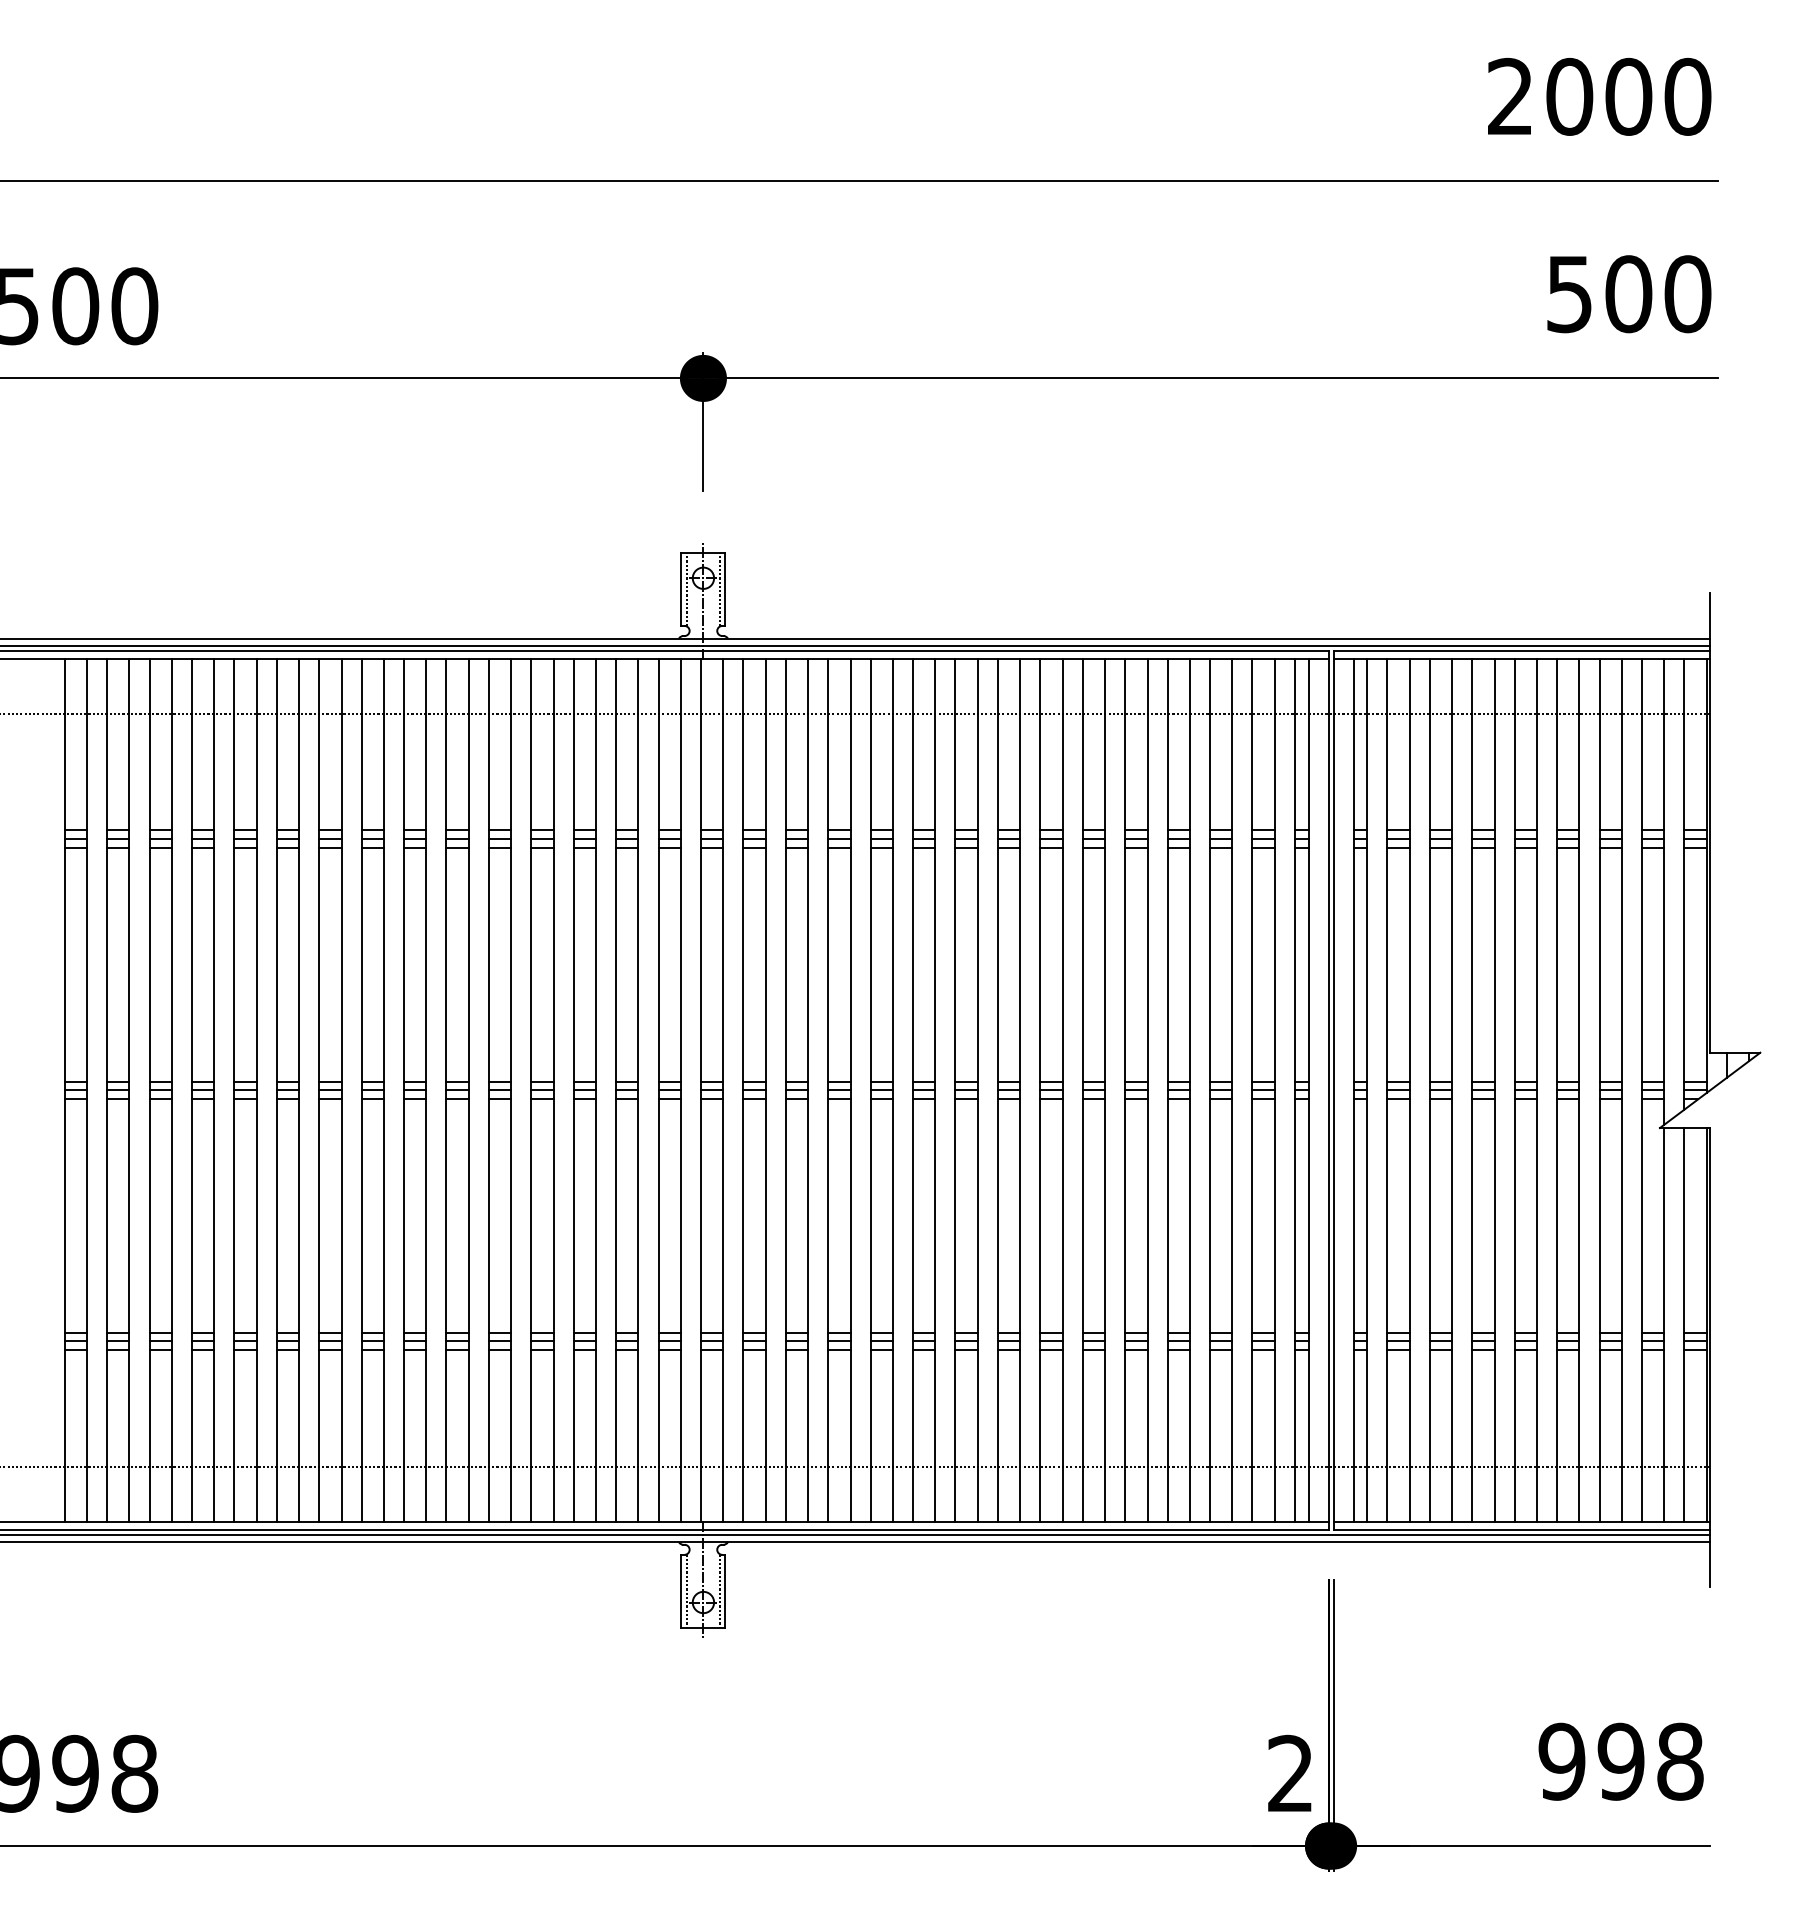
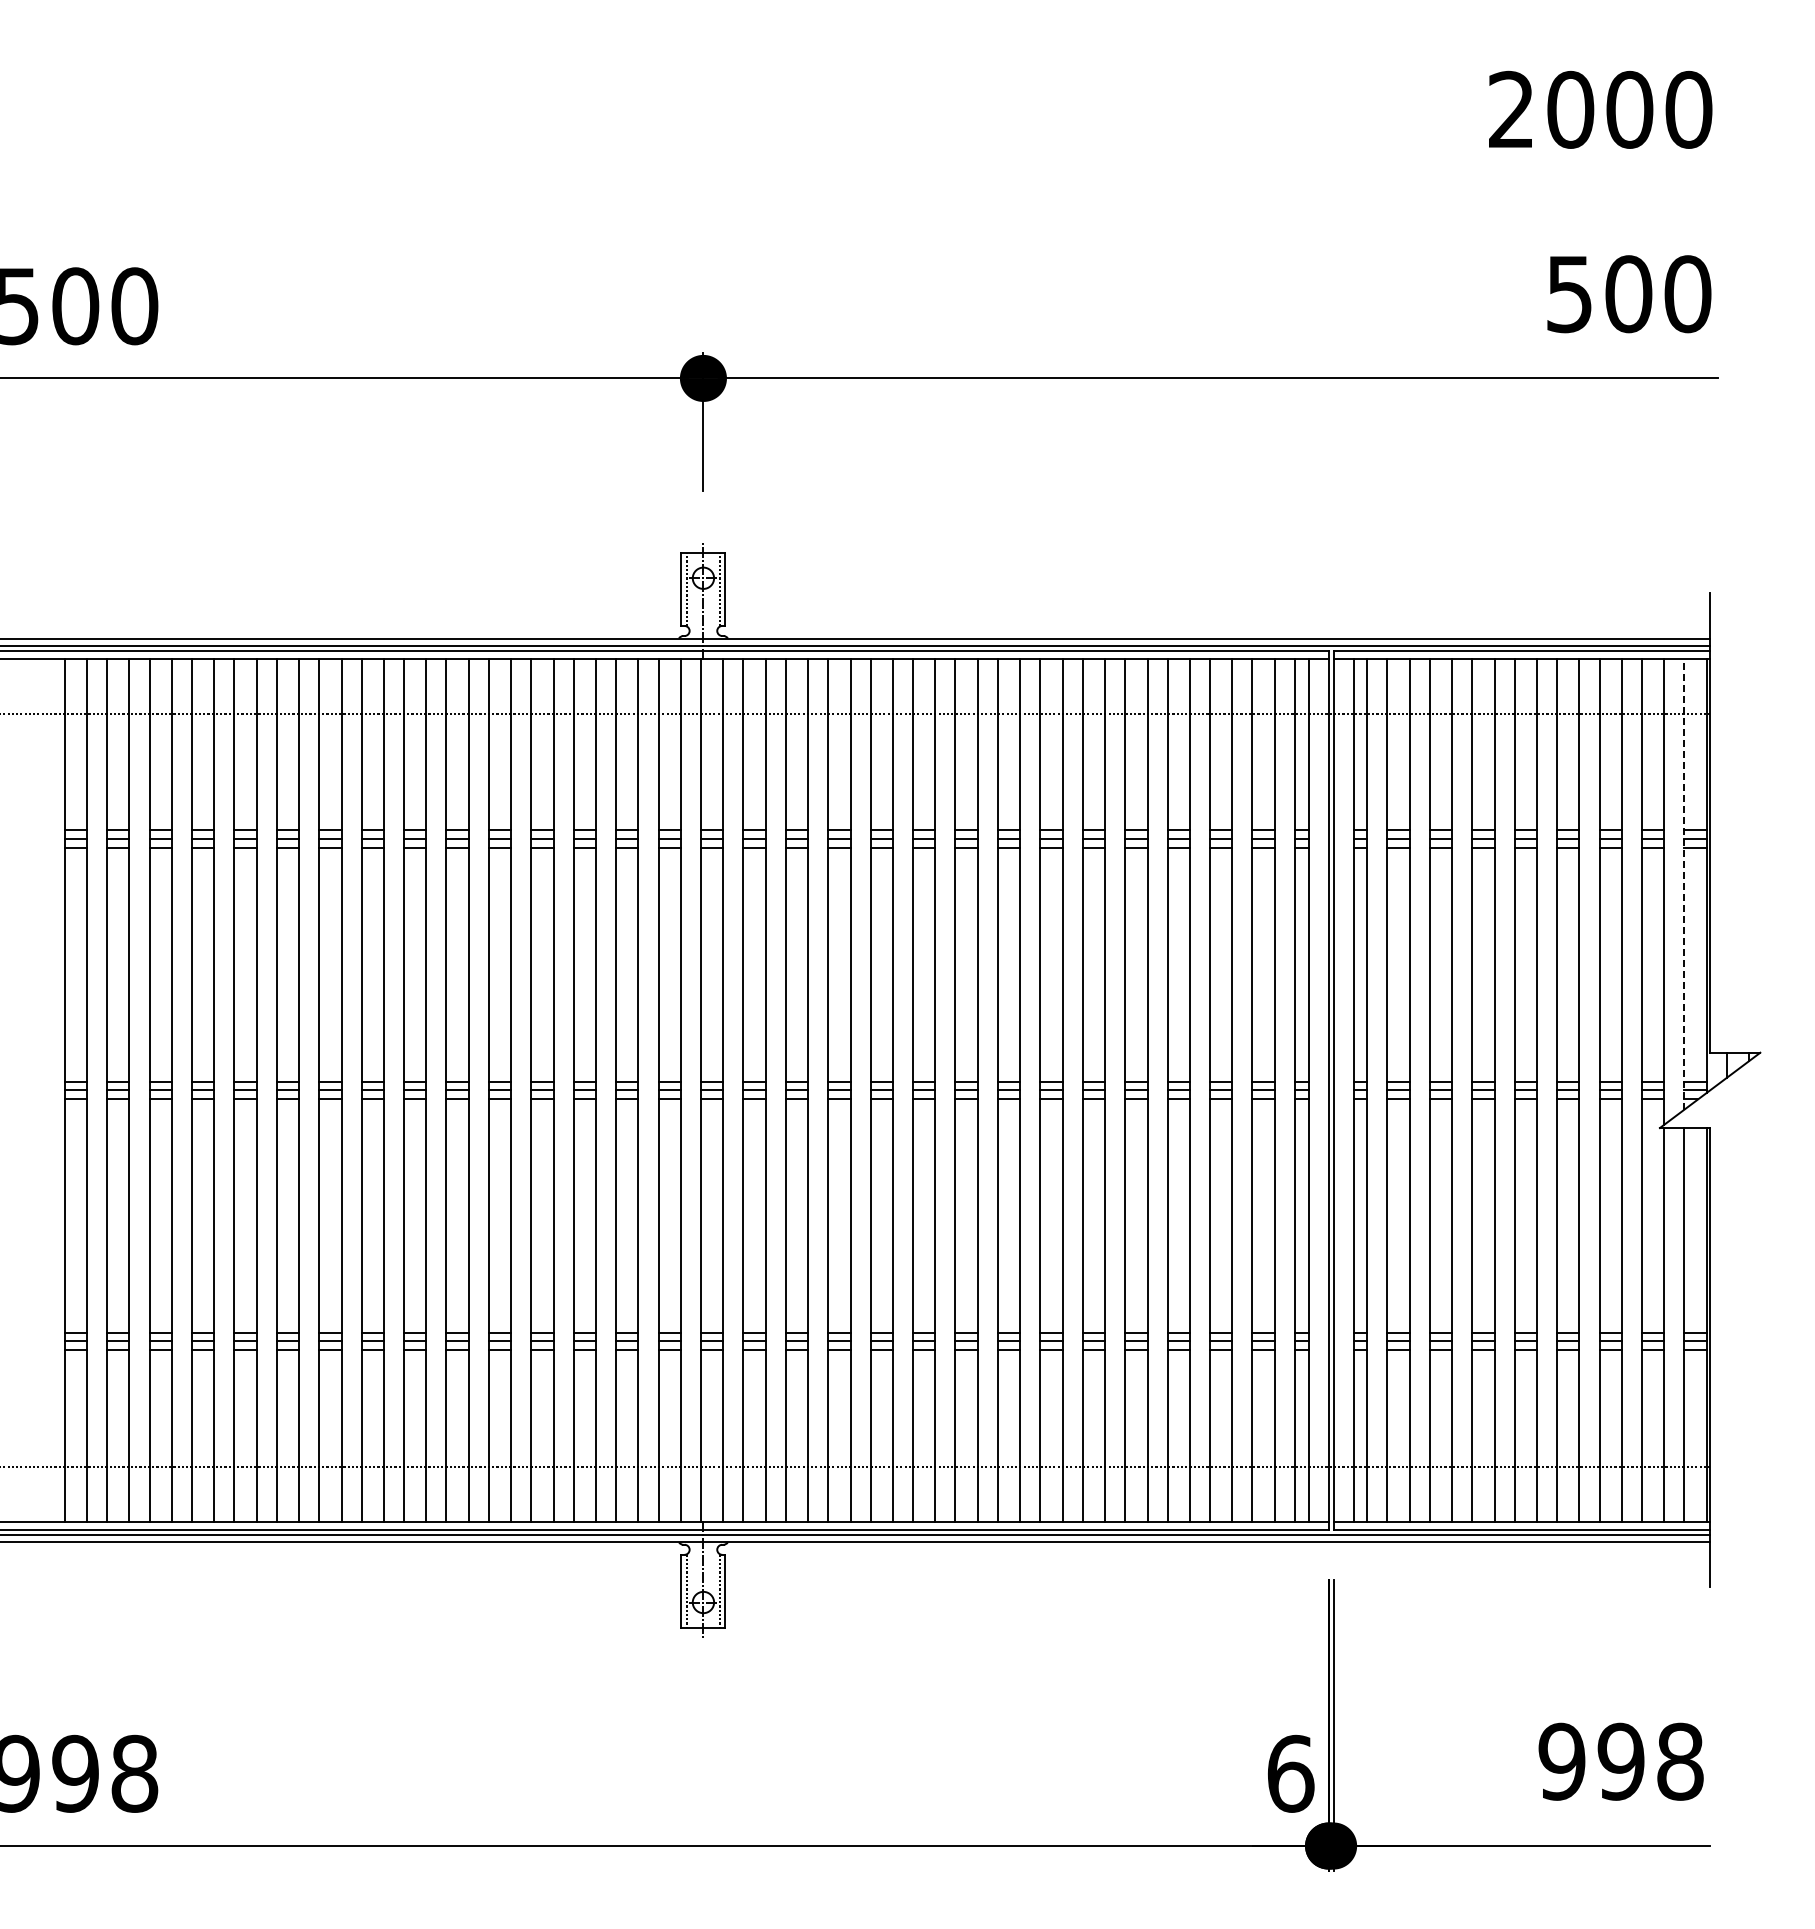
text position: (1599, 96) -> (1600, 109) (1600, 109)
line: present -> none (859, 181)
line: solid -> dashed (1684, 884)
text: 2 -> 6 (1290, 1773)
